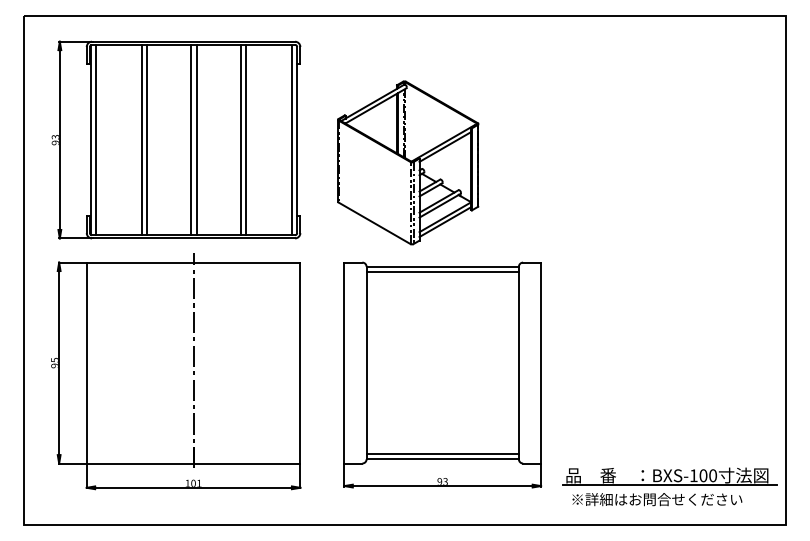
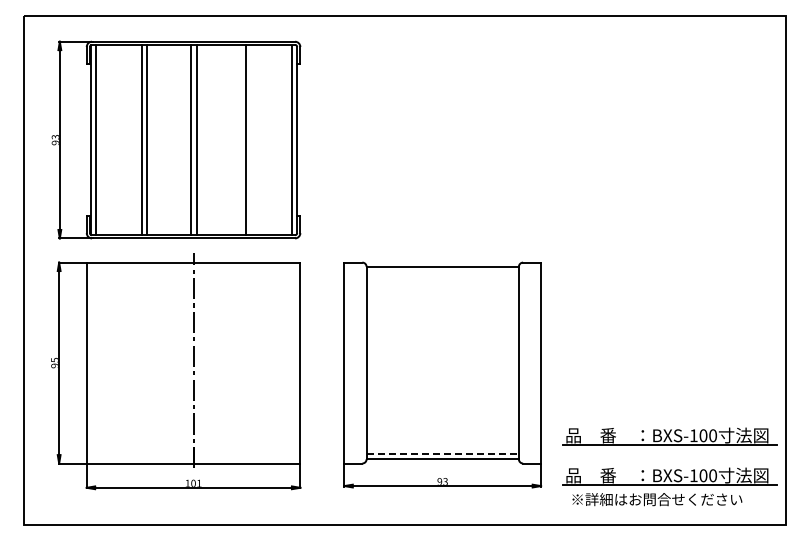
line: present -> none (241, 139)
part: present -> none (408, 162)
line: present -> none (442, 272)
part: none -> present (669, 436)
line: solid -> dashed (443, 454)
